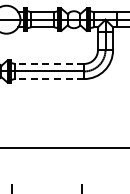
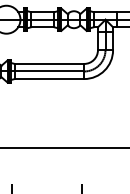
line: dashed -> solid (49, 63)
line: dashed -> solid (49, 79)
